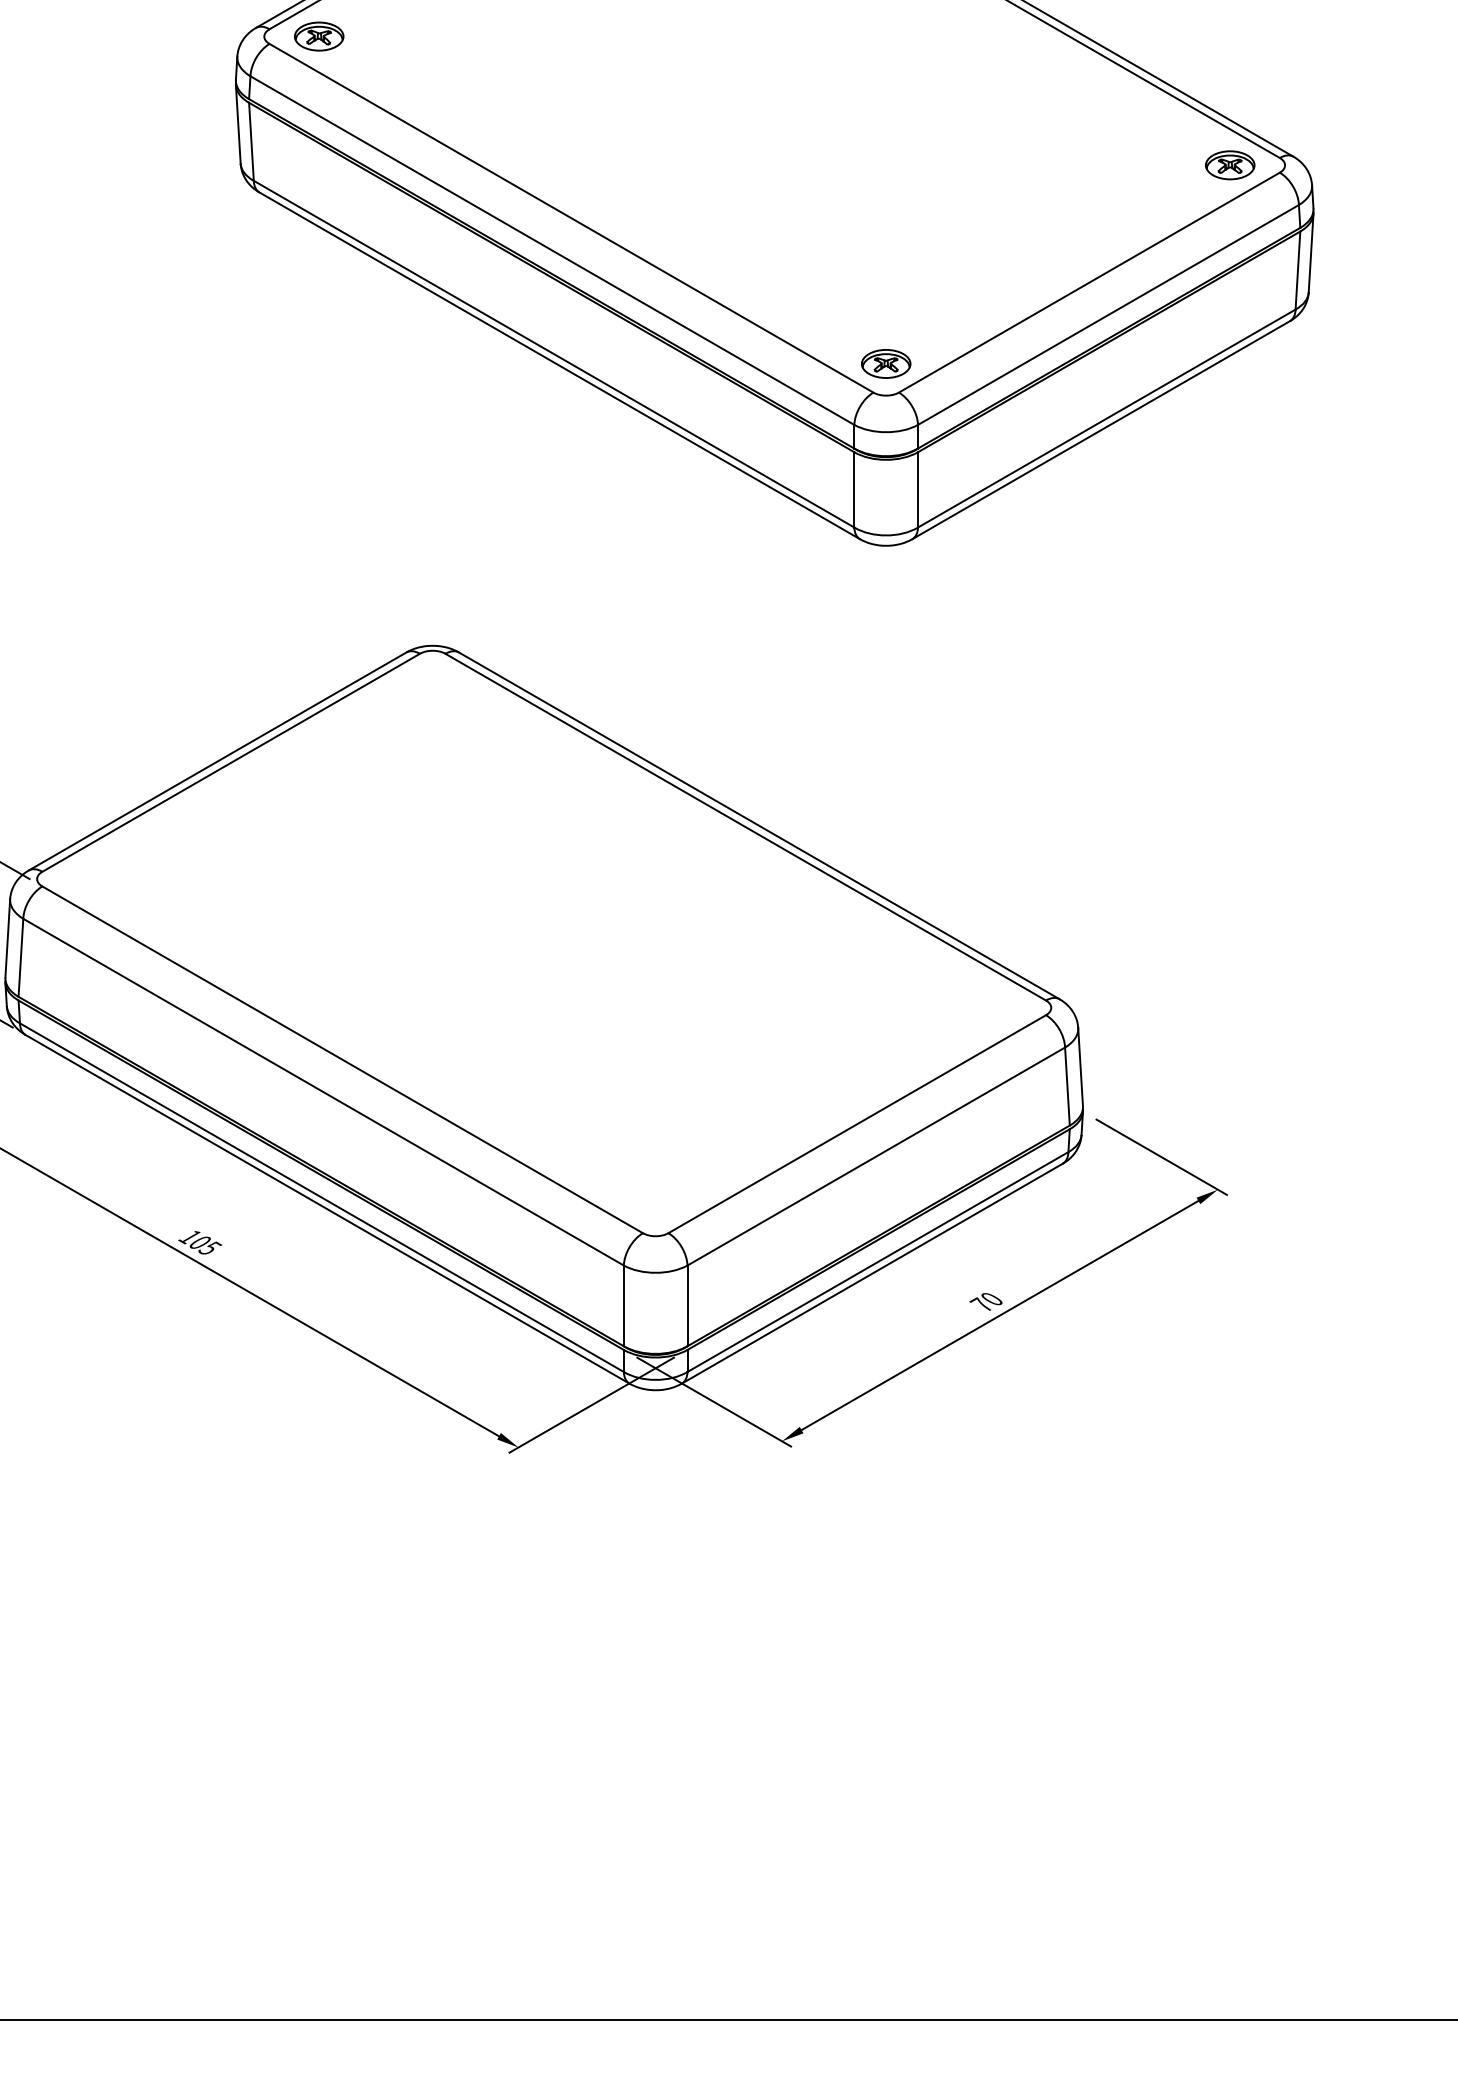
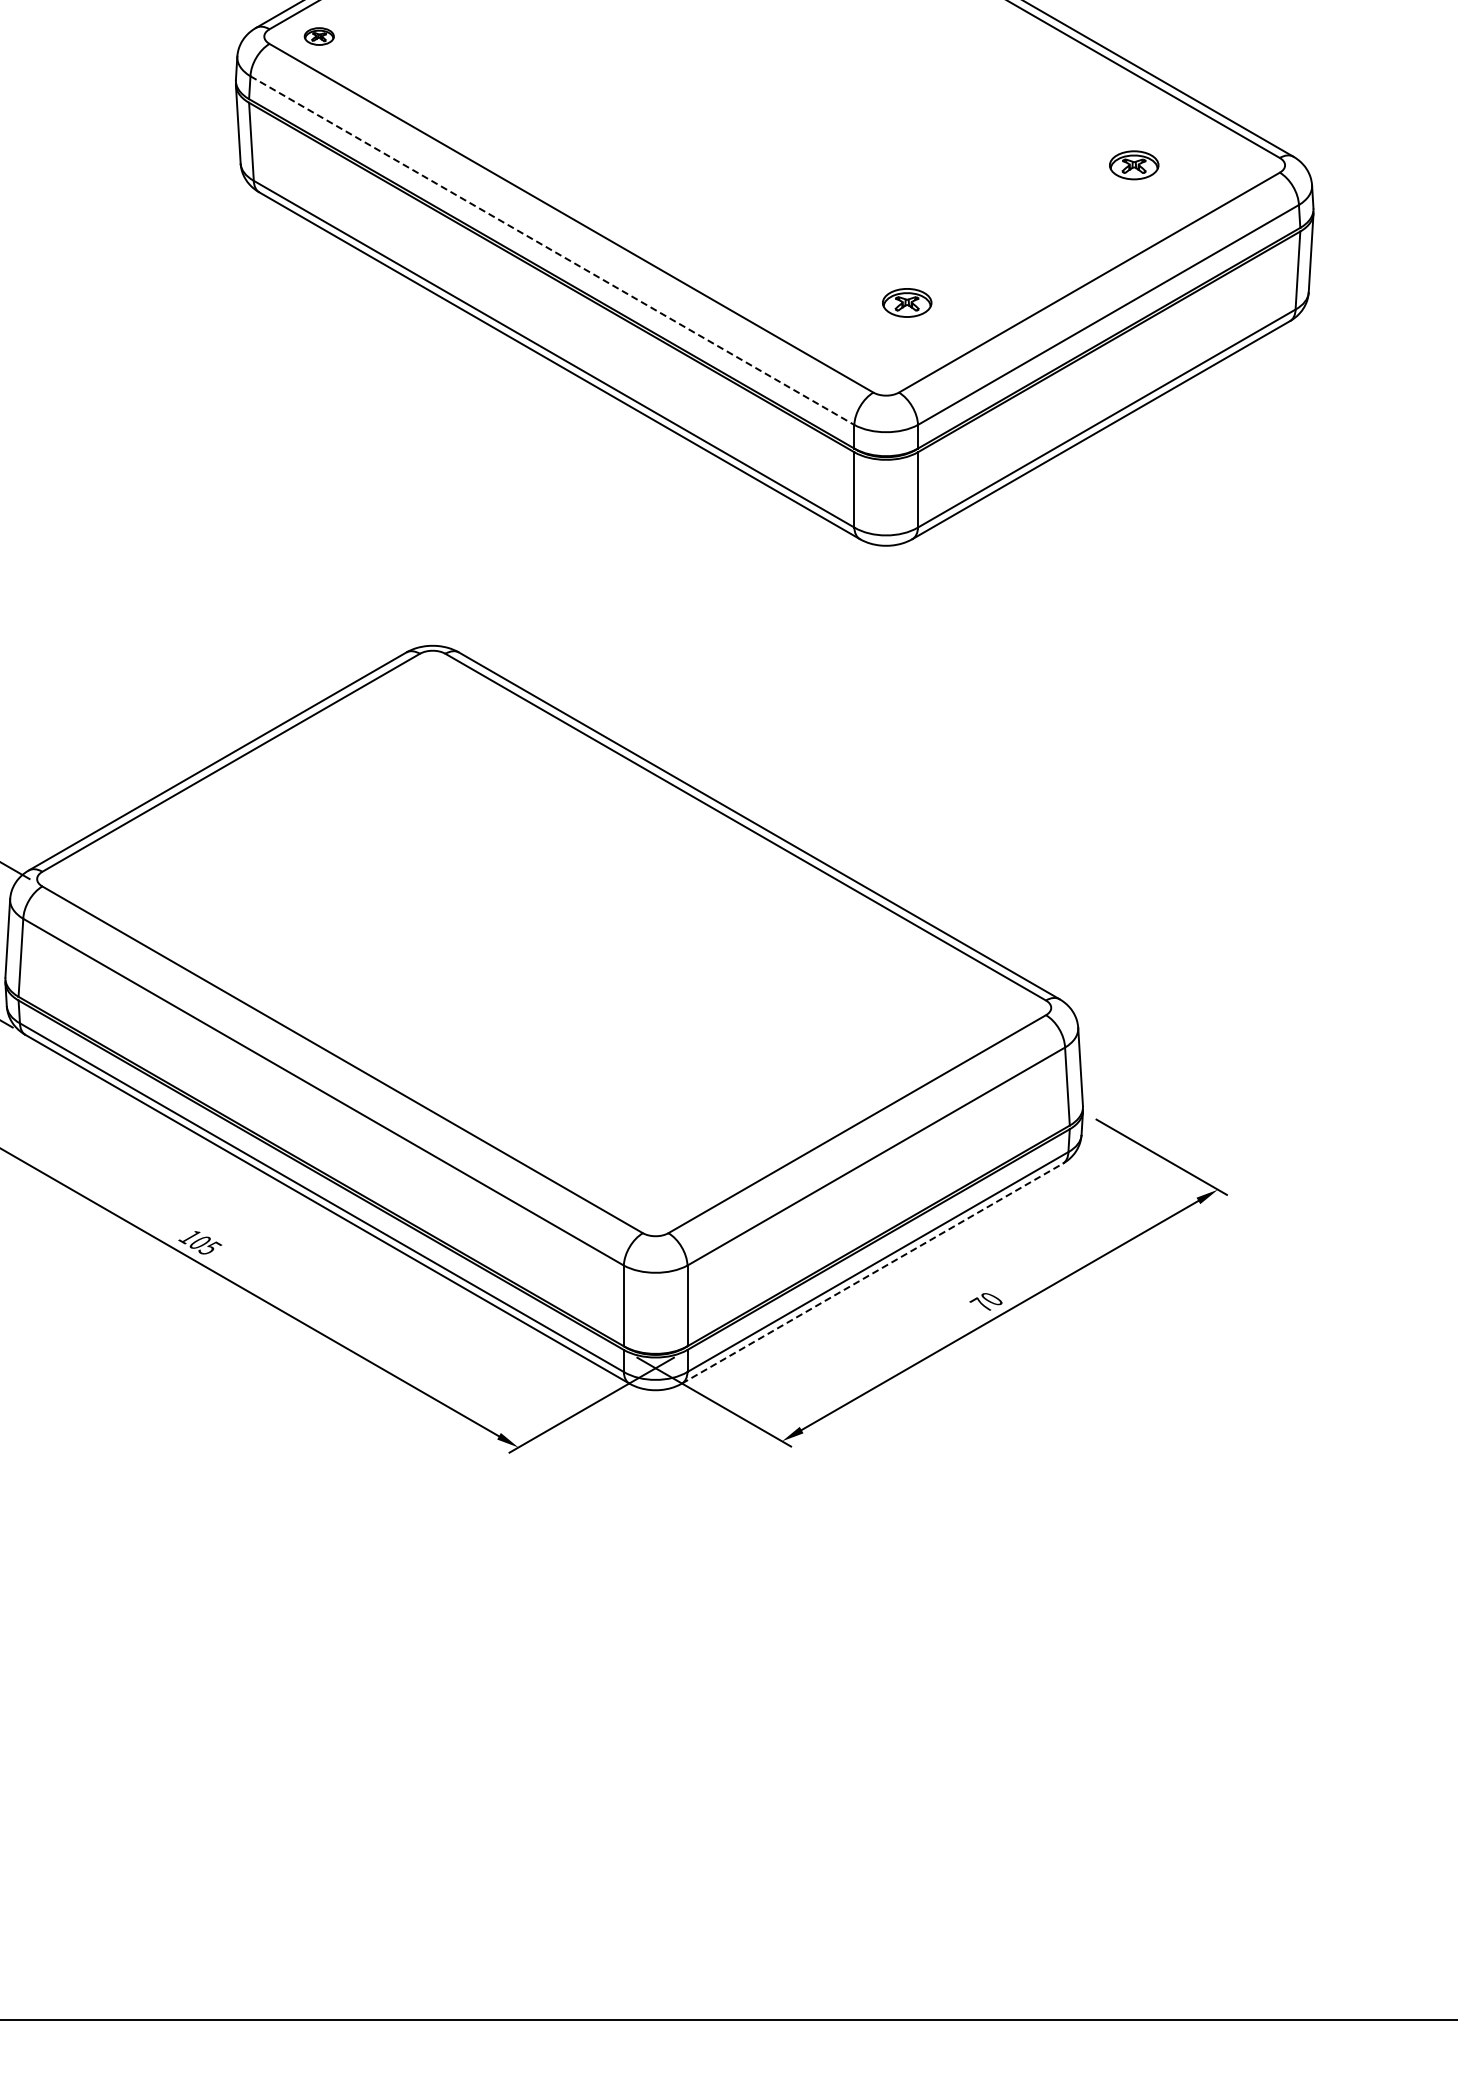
part size: 51x31 px -> 32x19 px (318, 36)
part position: (1230, 165) -> (1134, 165) (1134, 165)
line: solid -> dashed (552, 250)
part position: (886, 363) -> (907, 302) (907, 302)
line: solid -> dashed (872, 1273)
